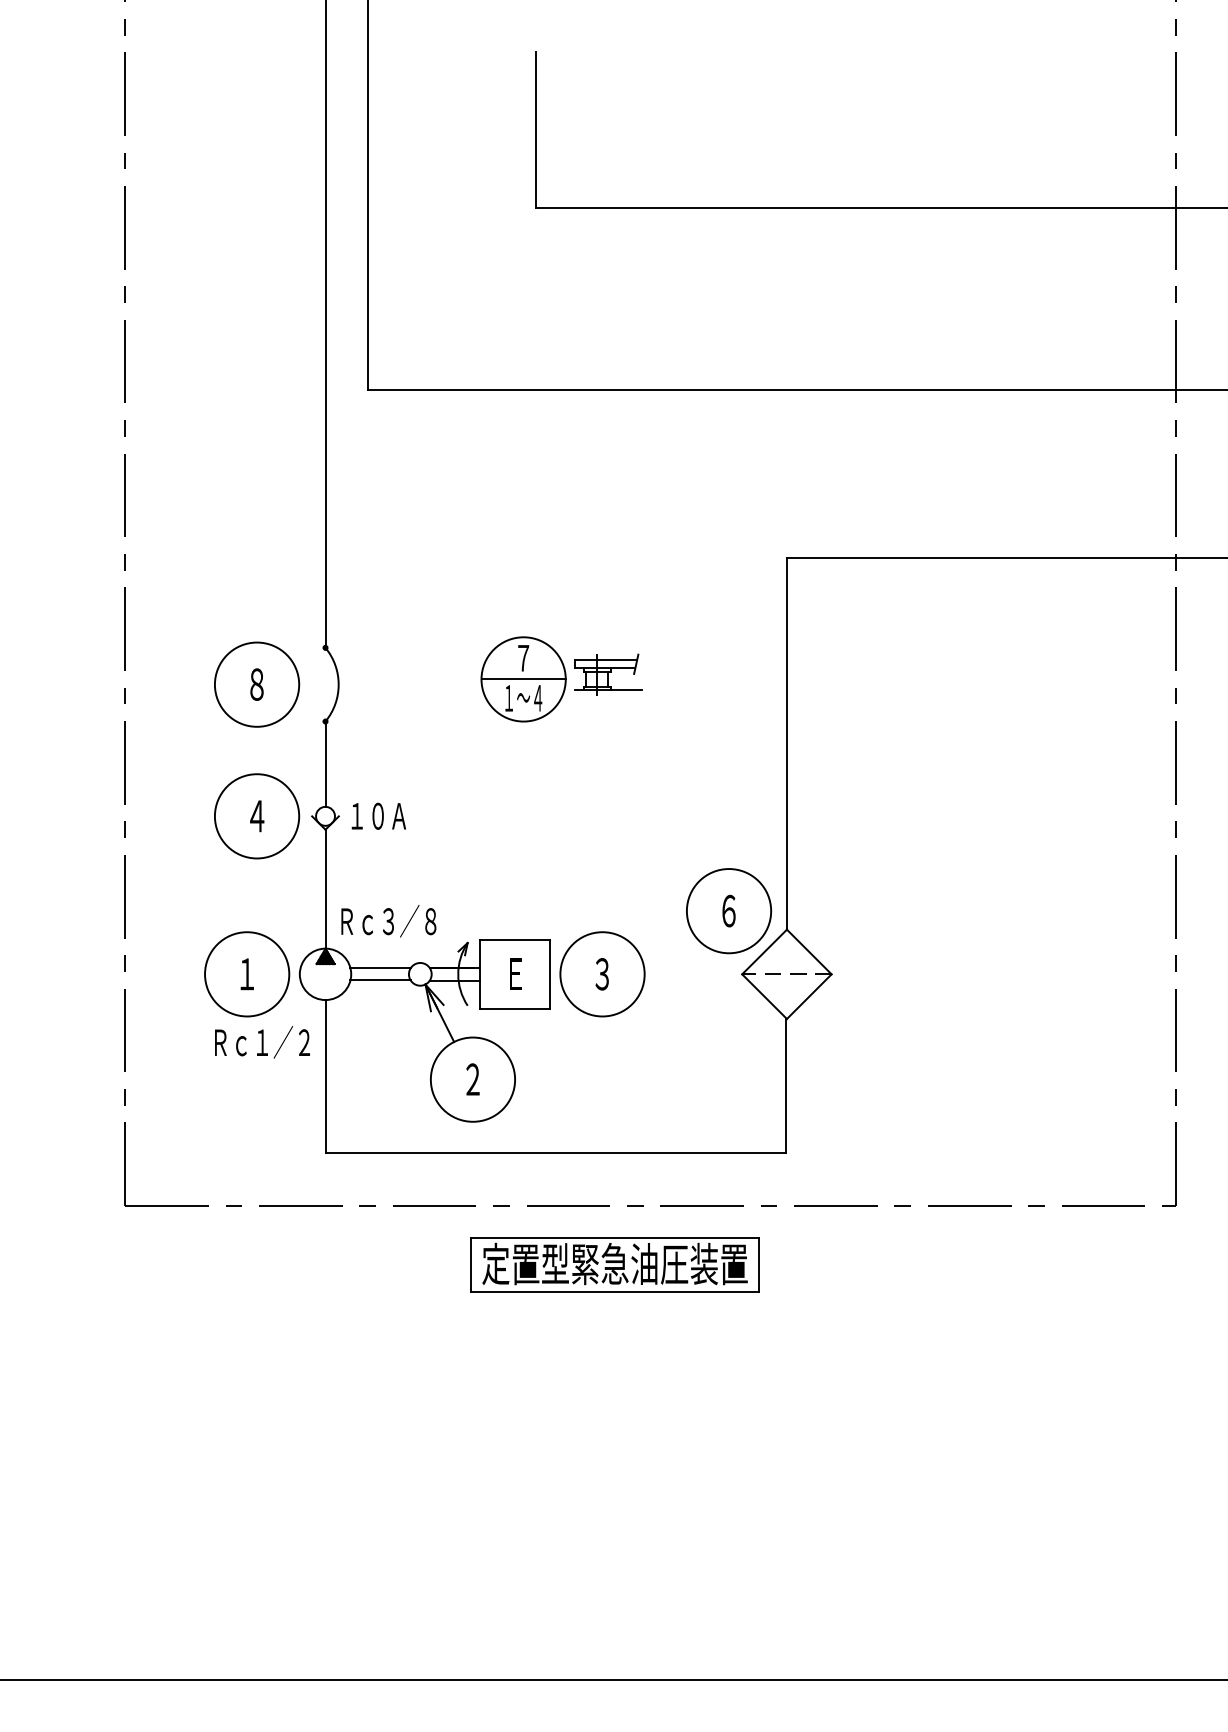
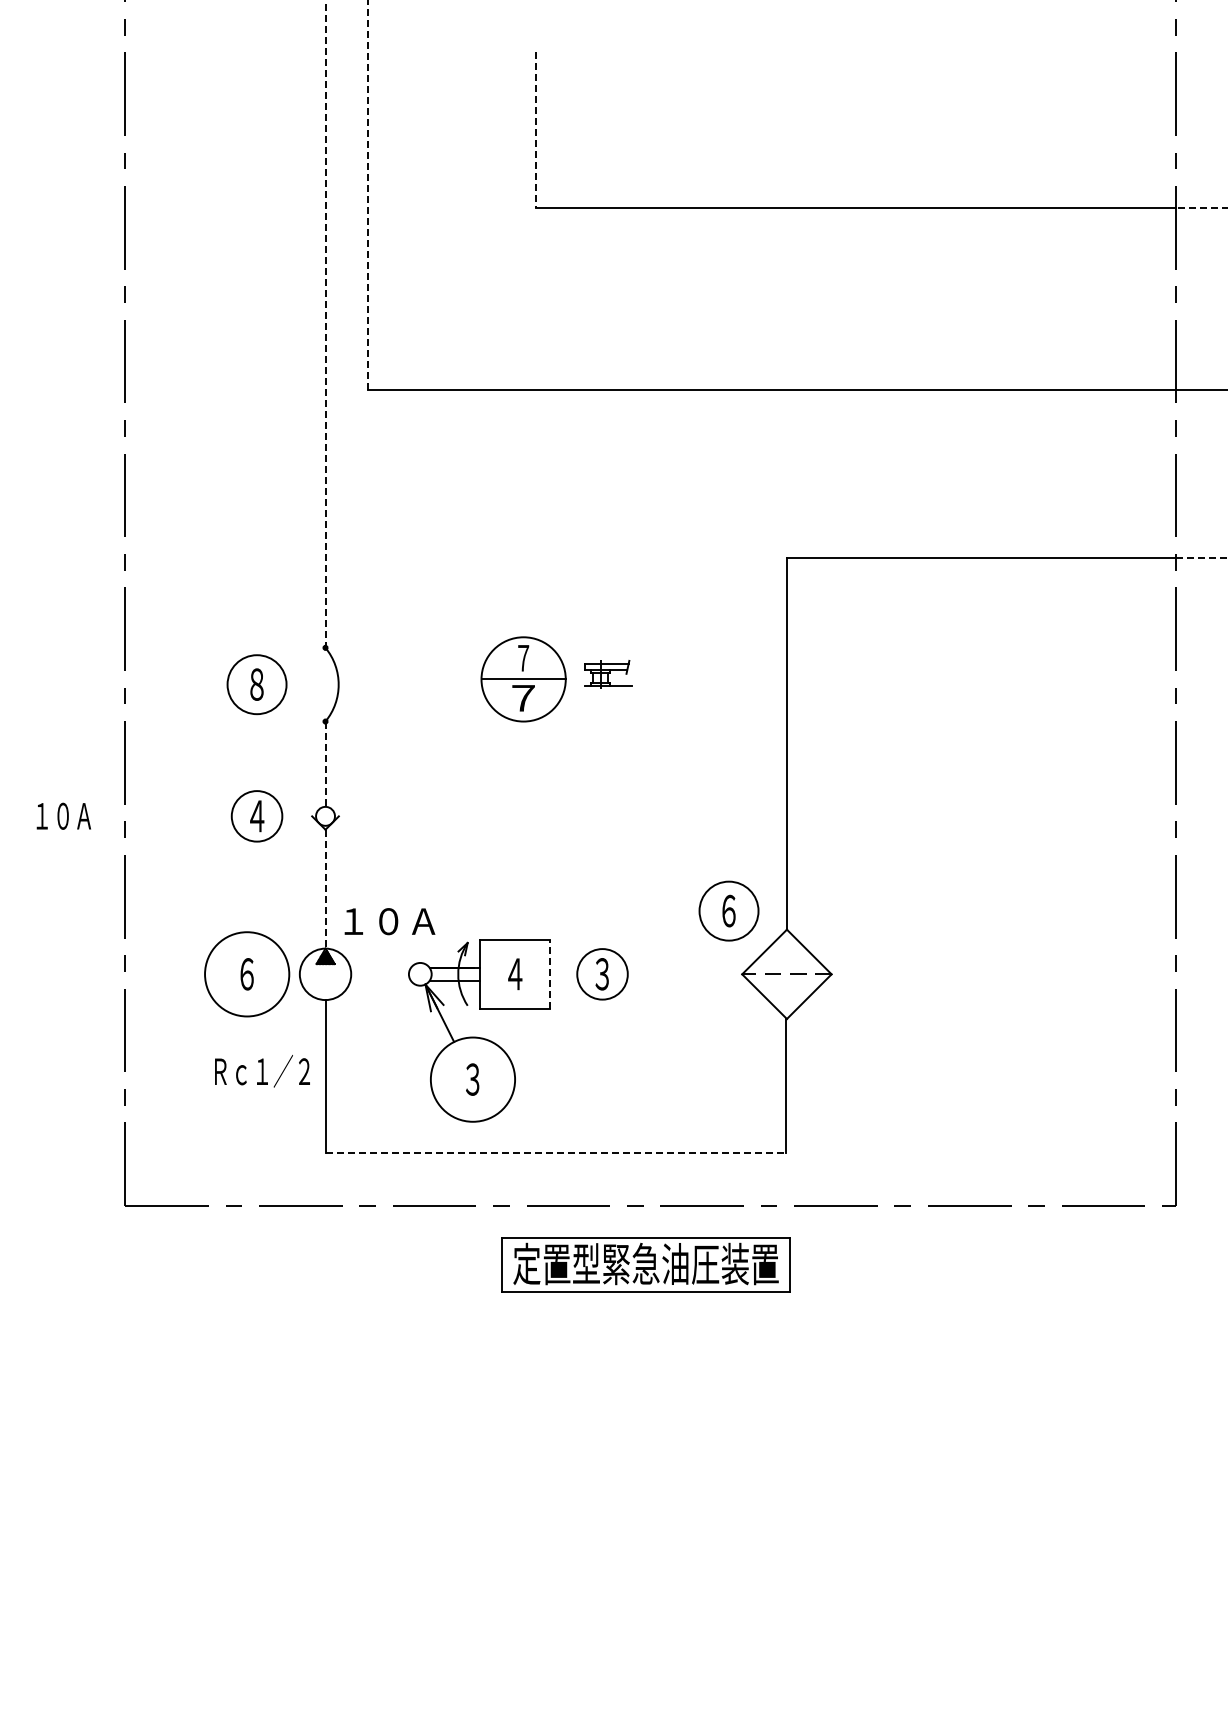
line: solid -> dashed (536, 129)
line: solid -> dashed (367, 194)
line: solid -> dashed (1201, 207)
line: solid -> dashed (325, 324)
line: solid -> dashed (1201, 558)
part size: 69x43 px -> 49x29 px (608, 674)
circle diameter: 84 px -> 59 px (256, 684)
text: １～４ -> ７ (523, 698)
line: solid -> dashed (325, 764)
text position: (378, 815) -> (63, 815) (63, 815)
circle diameter: 84 px -> 51 px (256, 816)
line: solid -> dashed (325, 889)
circle diameter: 84 px -> 59 px (728, 910)
text: Ｒｃ３／８ -> １０Ａ (388, 921)
line: present -> none (380, 967)
text: １ -> ６ (246, 974)
text: Ｅ -> ４ (515, 974)
line: solid -> dashed (549, 974)
circle diameter: 84 px -> 51 px (602, 974)
line: present -> none (380, 980)
text position: (262, 1042) -> (262, 1071) (262, 1071)
text: ２ -> ３ (472, 1079)
line: solid -> dashed (556, 1153)
part position: (614, 1264) -> (645, 1264) (645, 1264)
line: present -> none (613, 1680)
